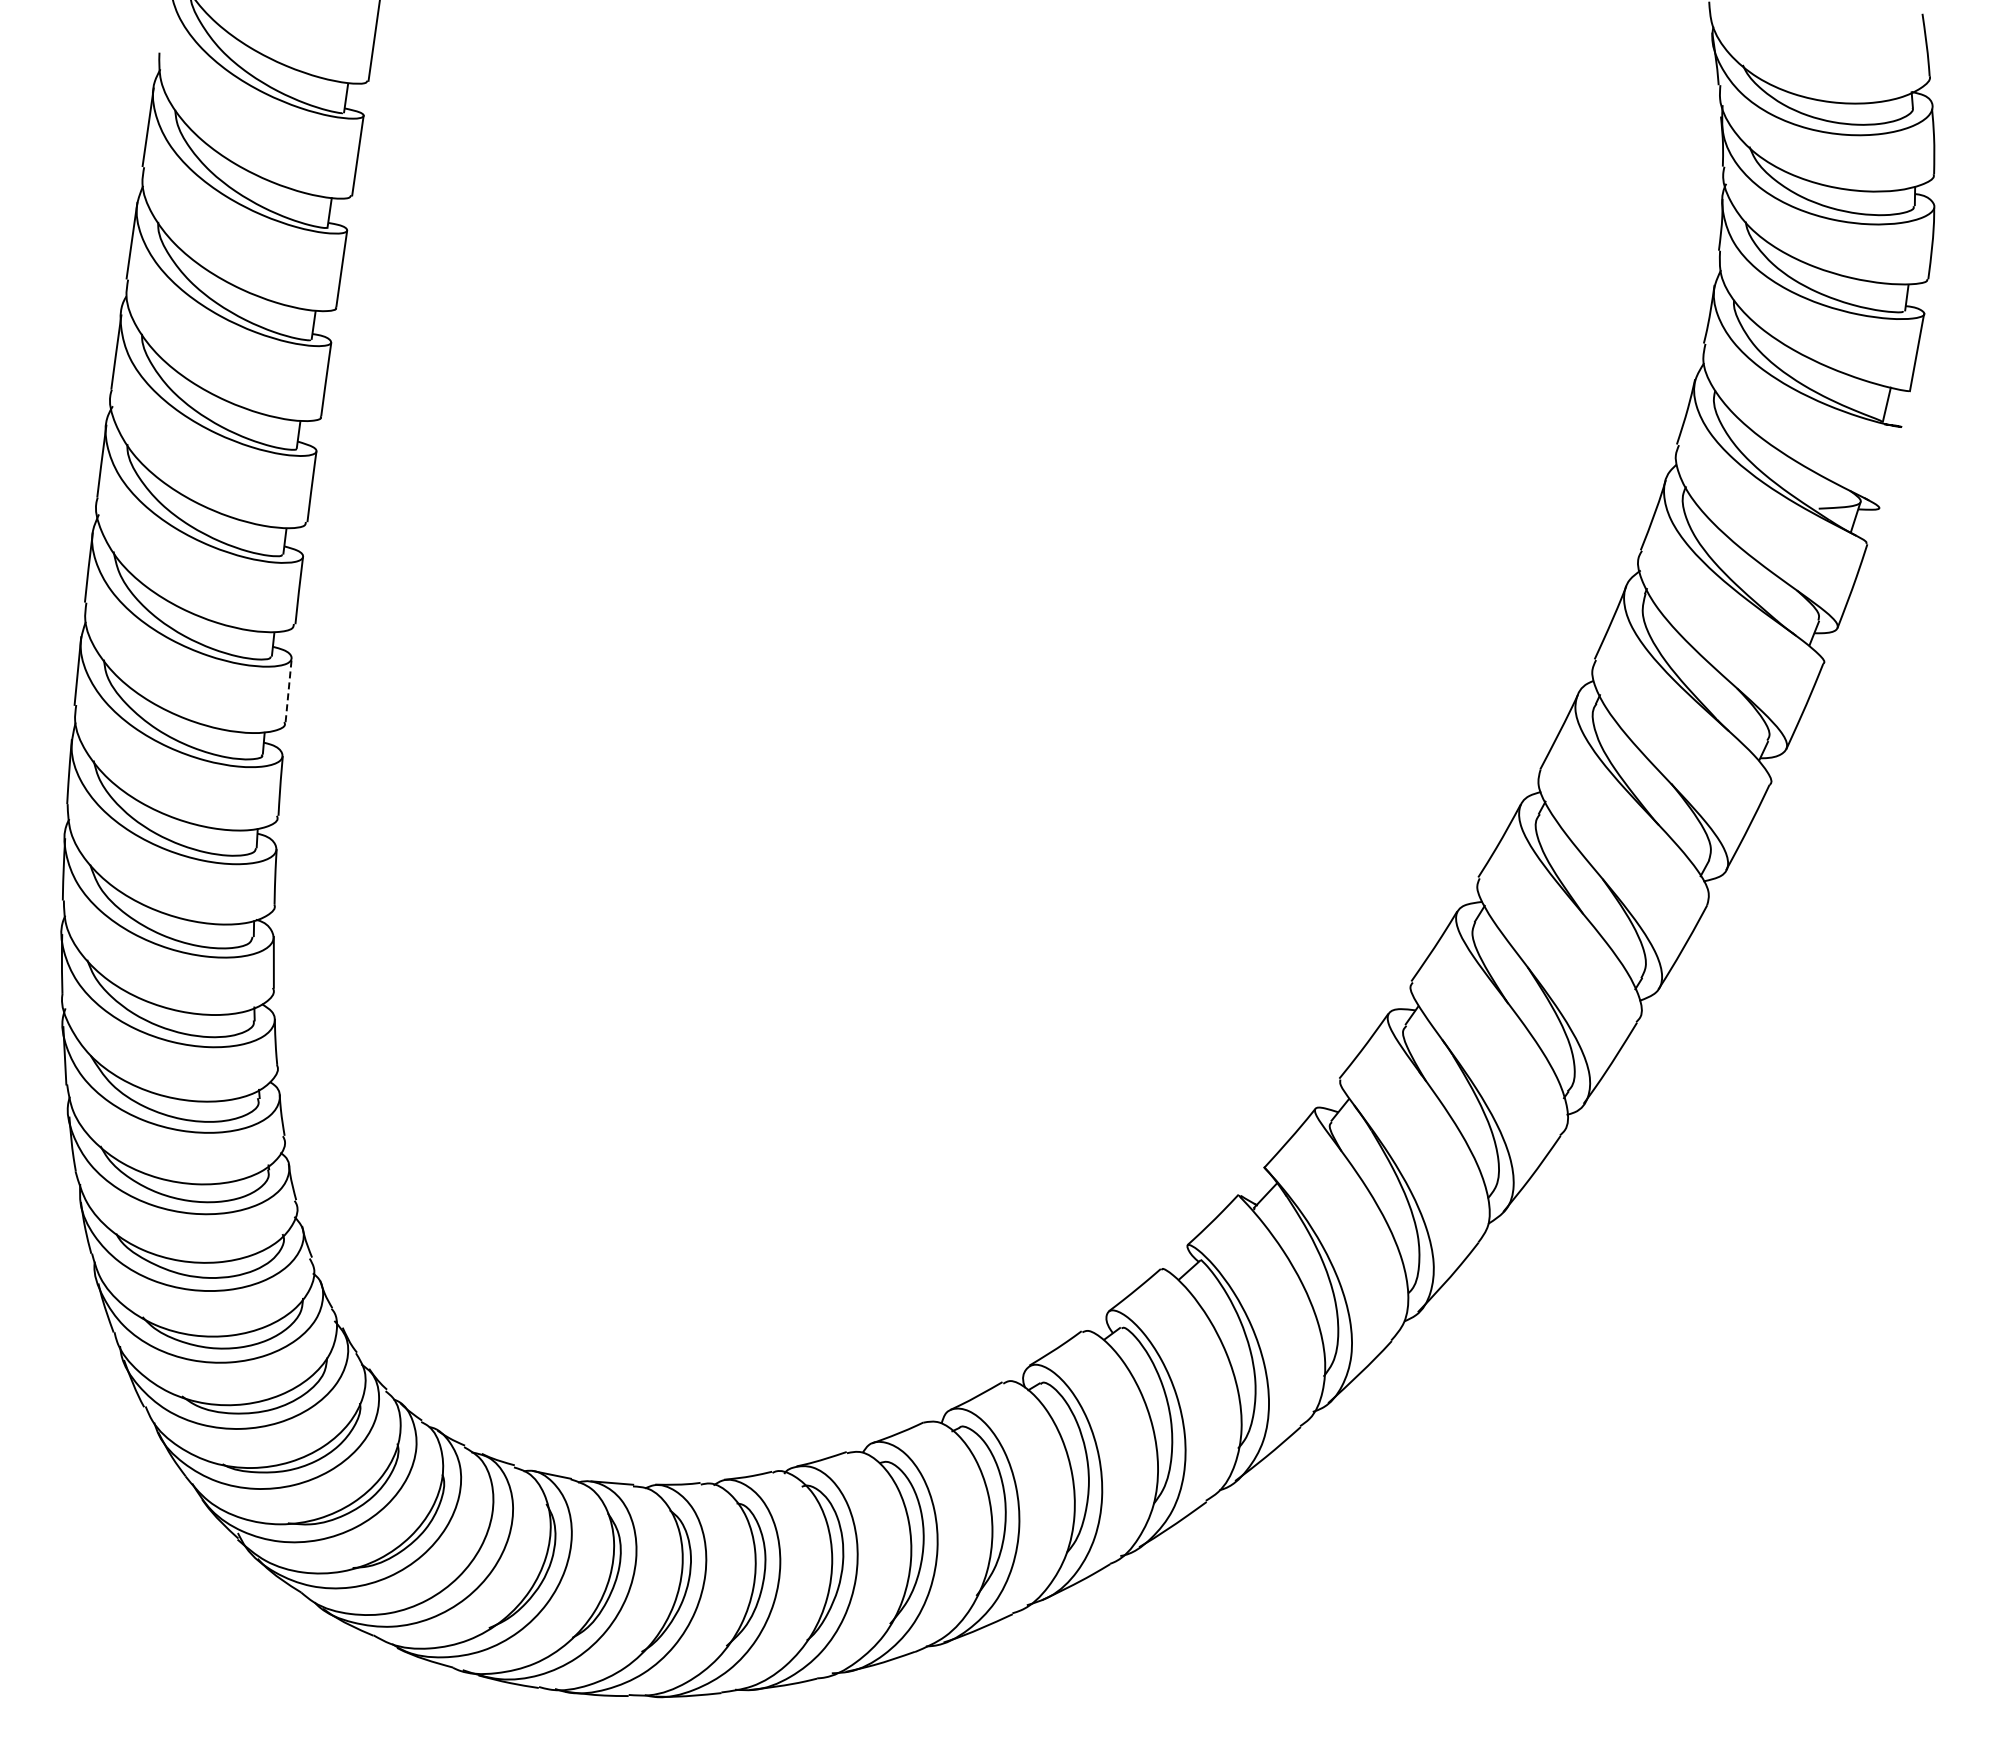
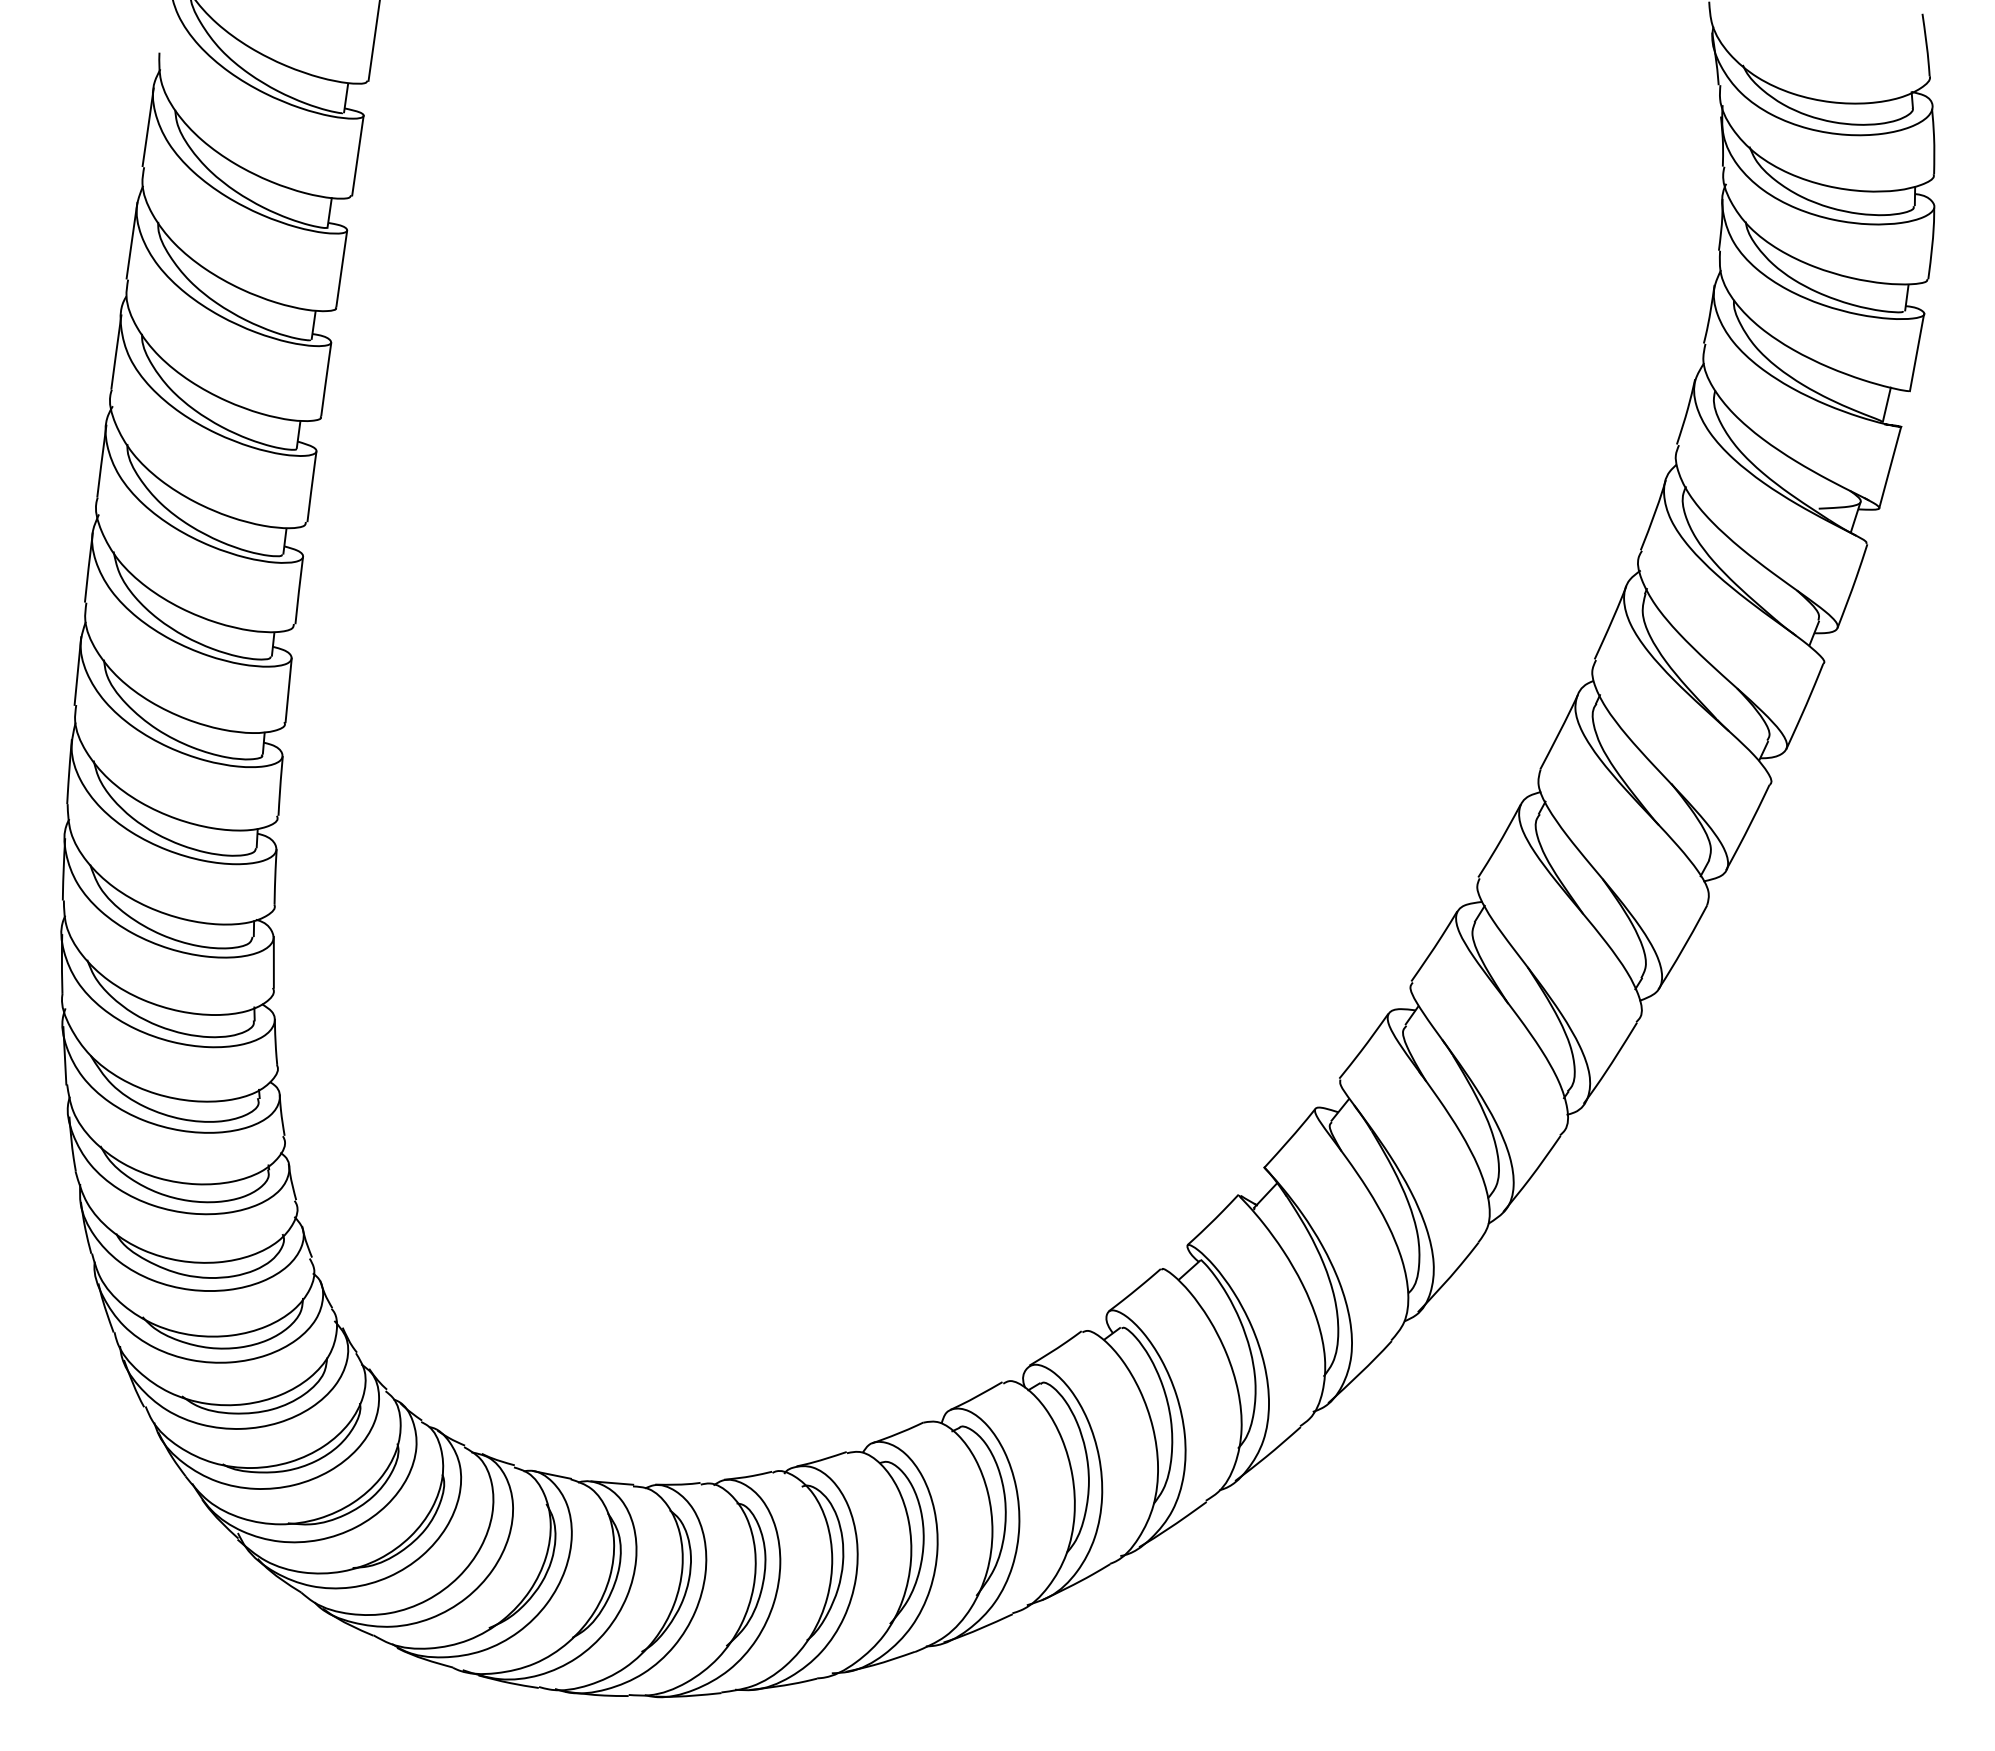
line: none -> present (1890, 467)
line: dashed -> solid (288, 690)
